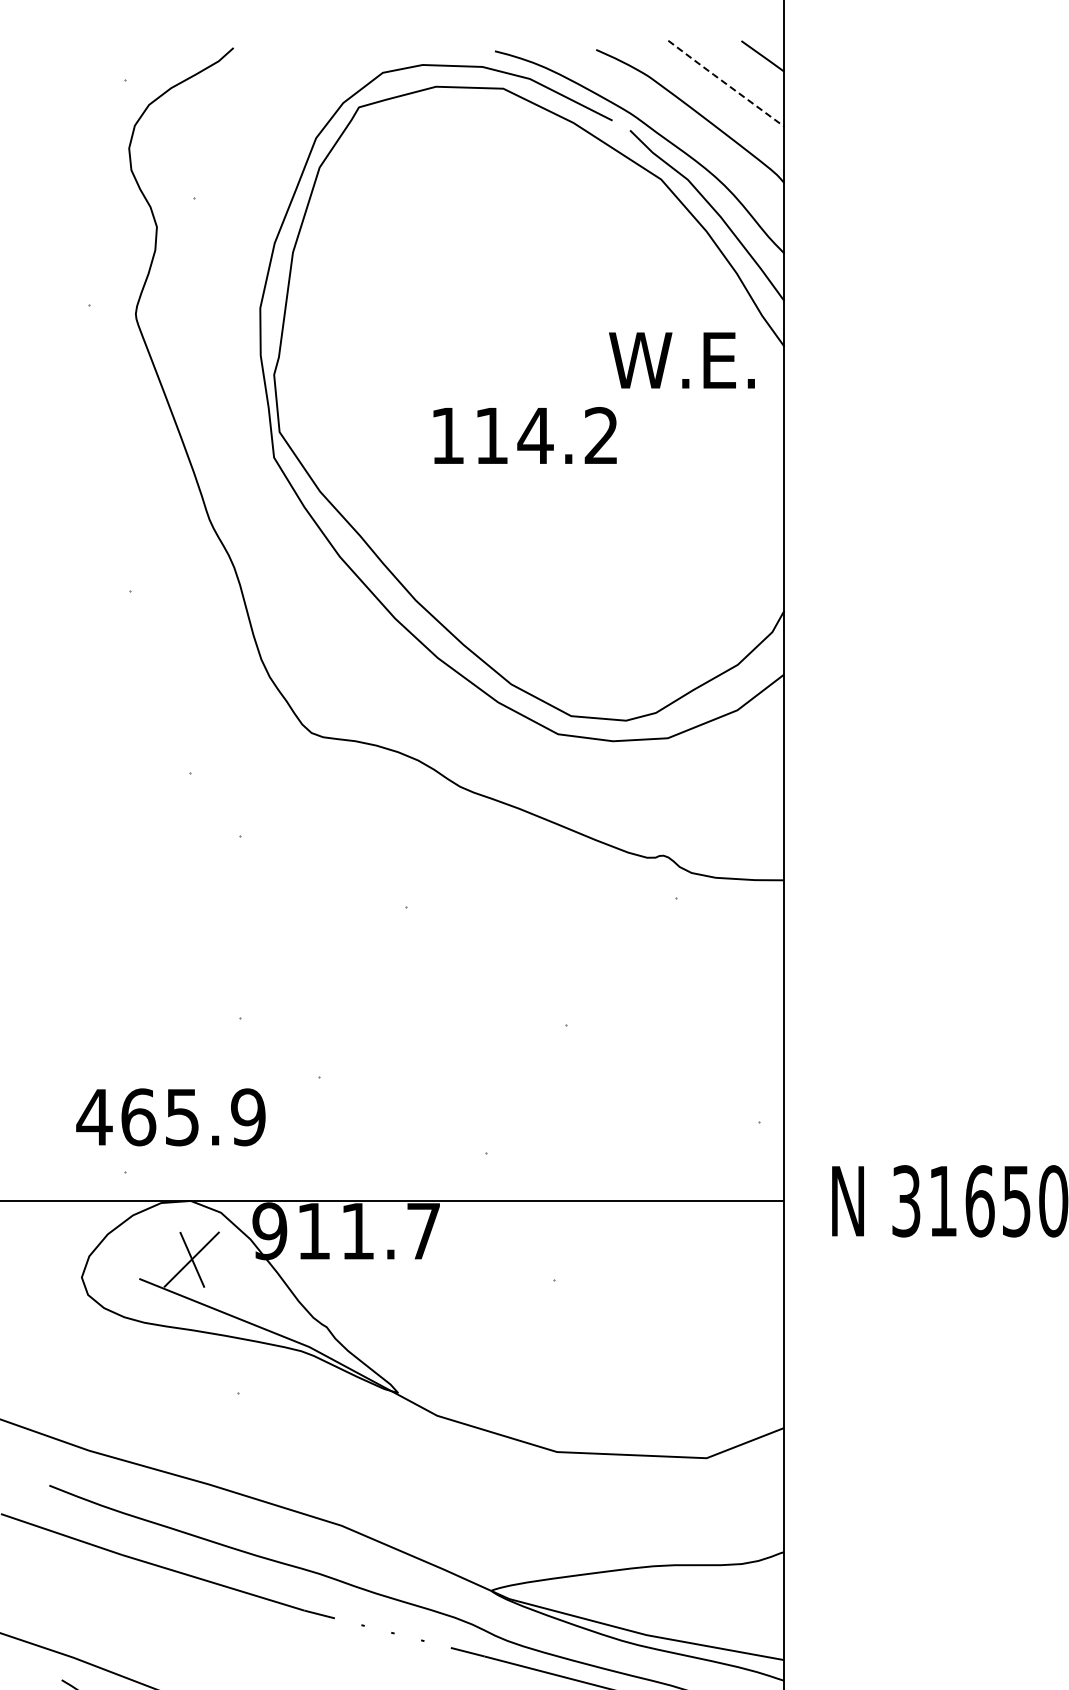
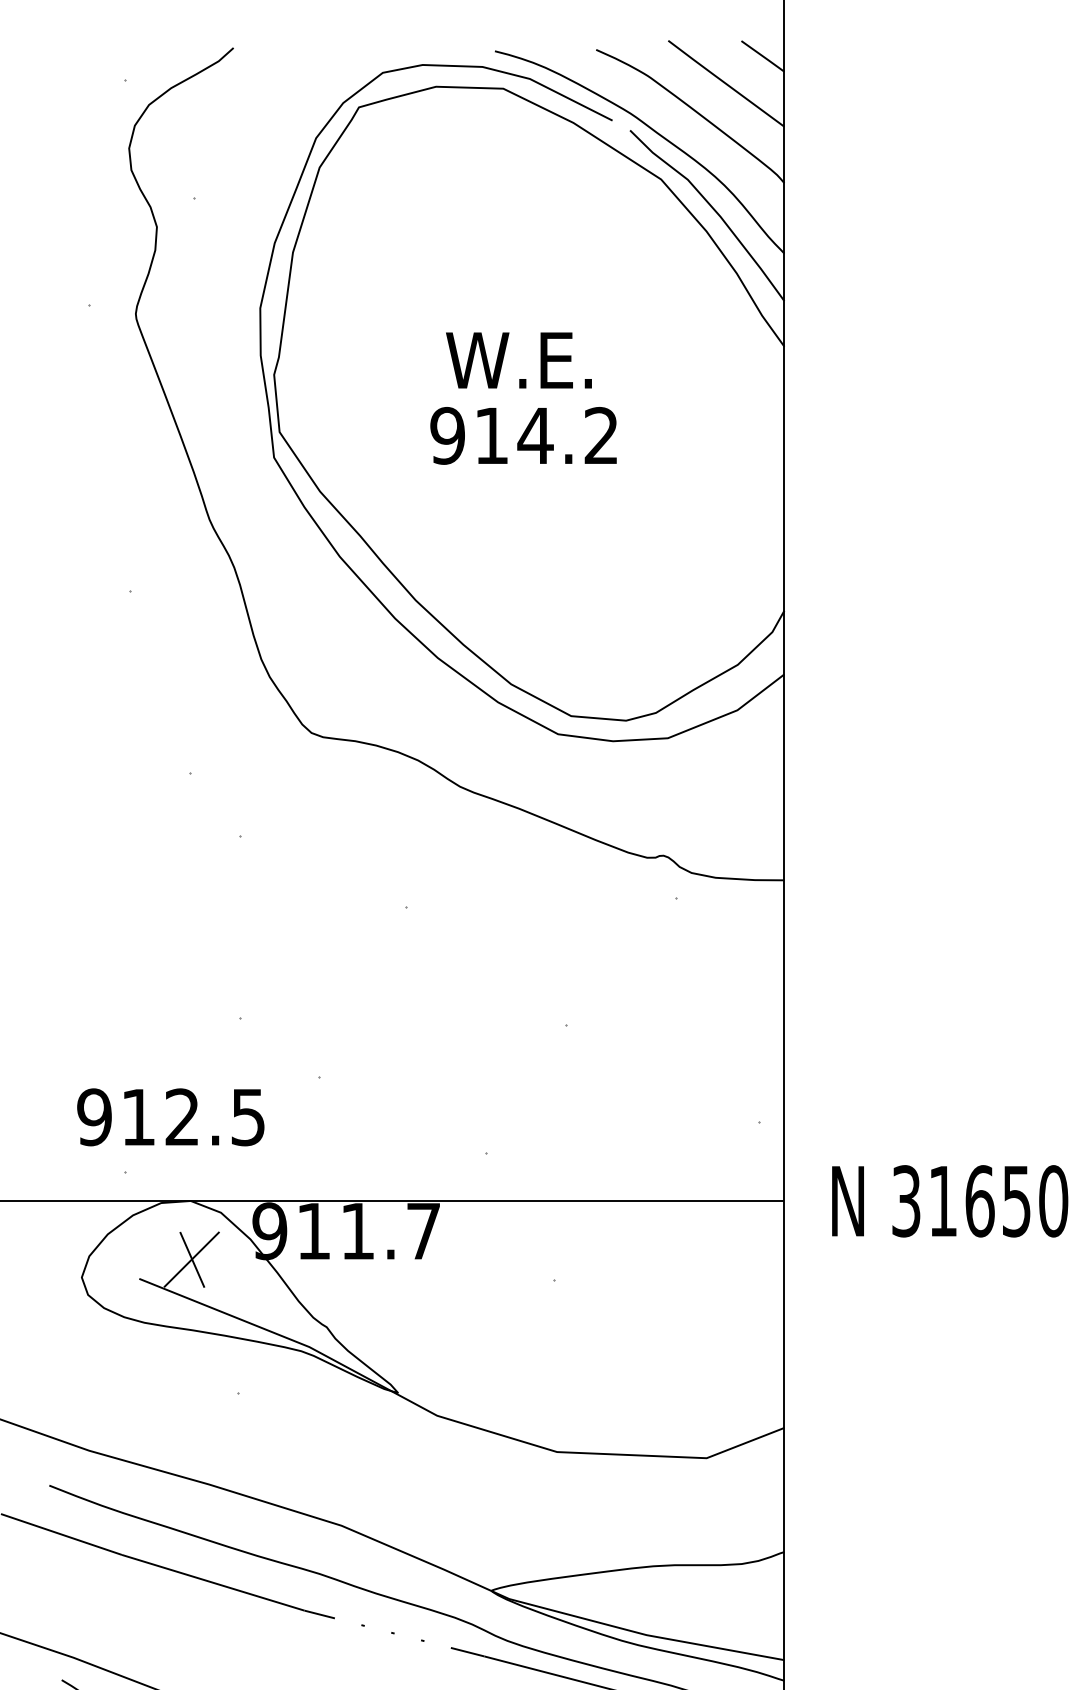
line: dashed -> solid (725, 83)
text position: (681, 360) -> (518, 360) (518, 360)
text: 114.2 -> 914.2 (447, 435)
text: 465.9 -> 912.5 (170, 1117)
